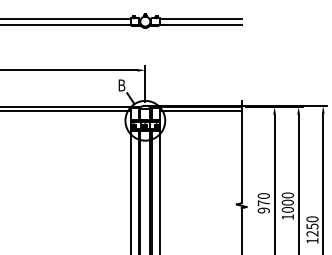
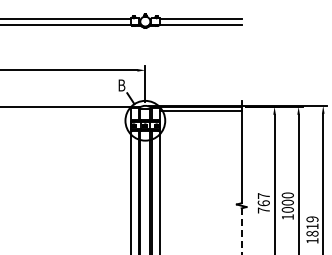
line: present -> none (66, 110)
text: 970 -> 767 (263, 203)
text: 1250 -> 1819 (312, 226)
line: solid -> dashed (241, 231)
